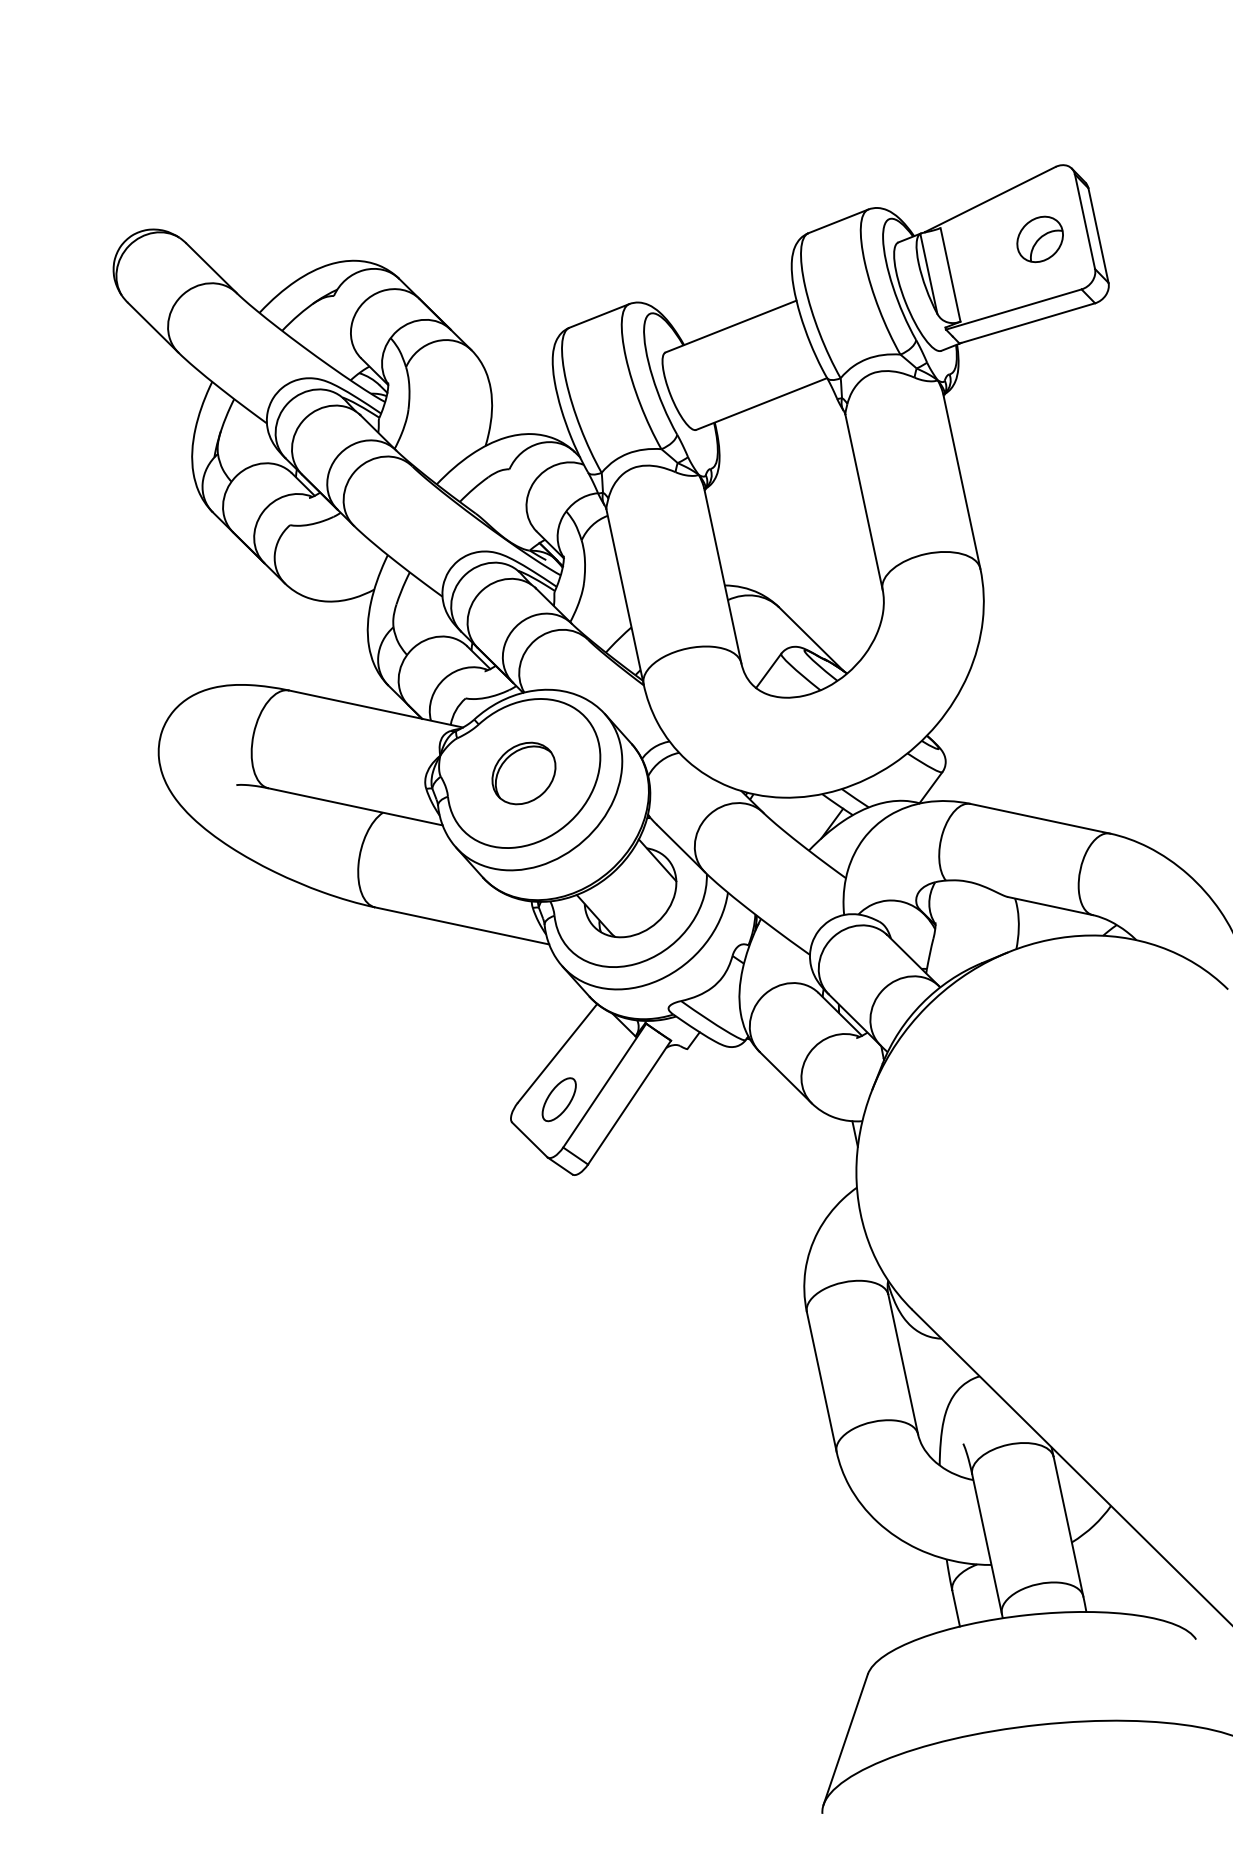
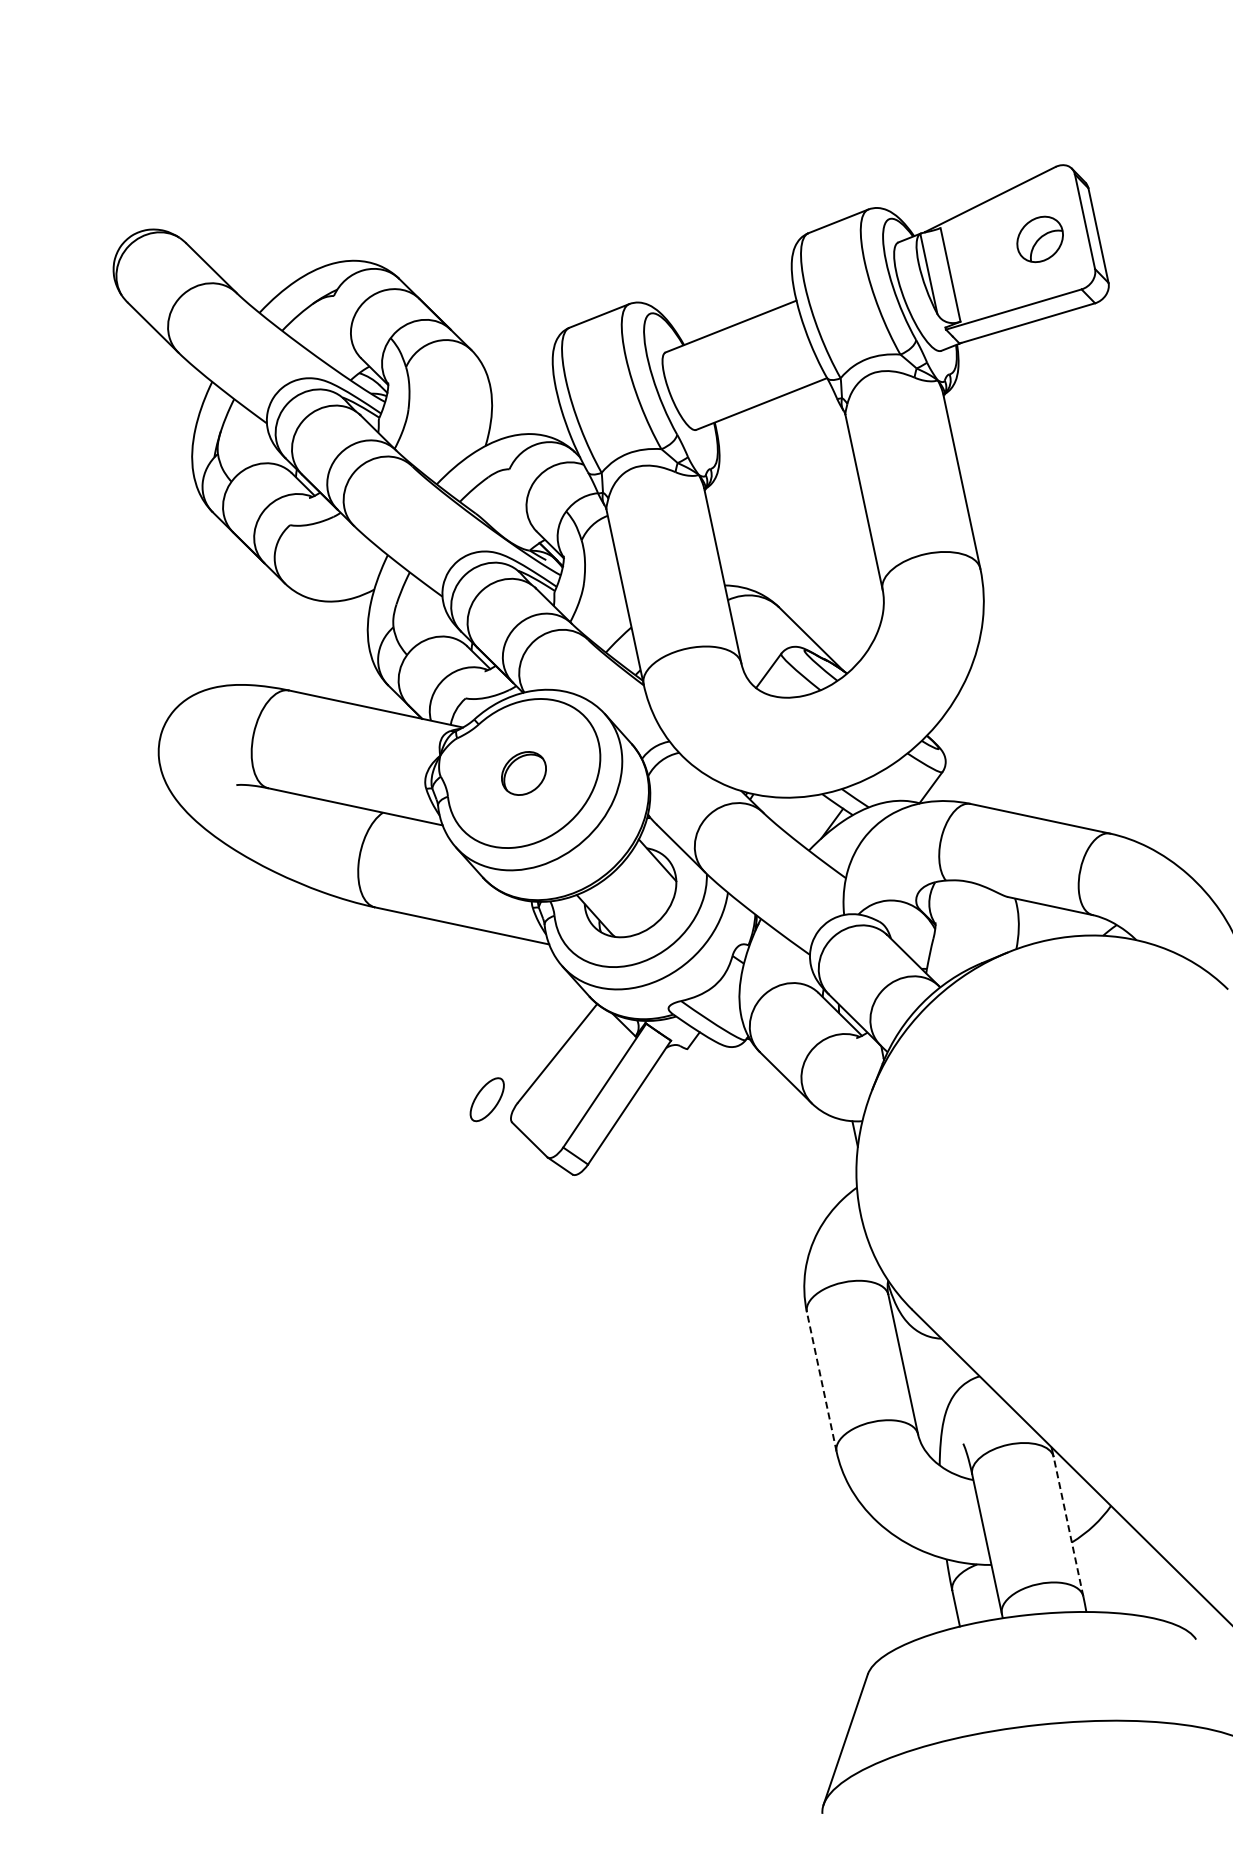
part size: 66x65 px -> 46x45 px (523, 773)
part position: (558, 1099) -> (486, 1099) (486, 1099)
line: solid -> dashed (821, 1381)
line: solid -> dashed (1068, 1526)
